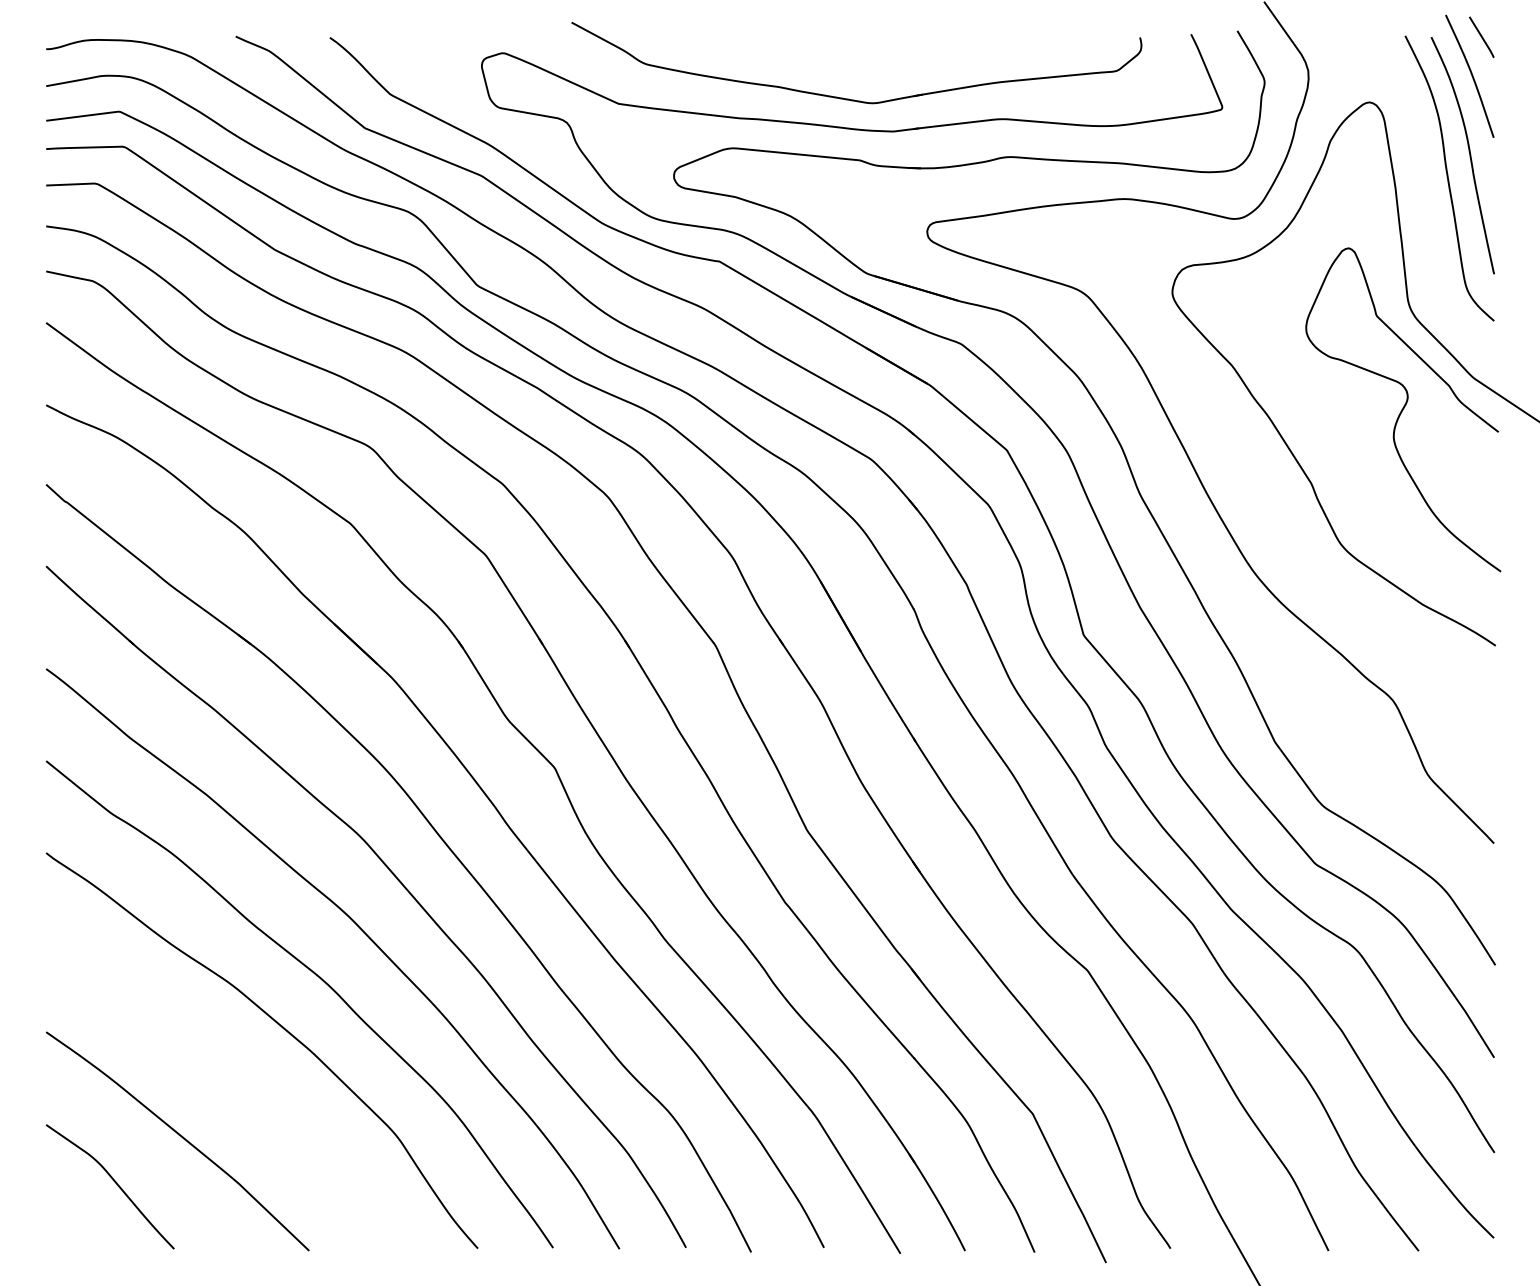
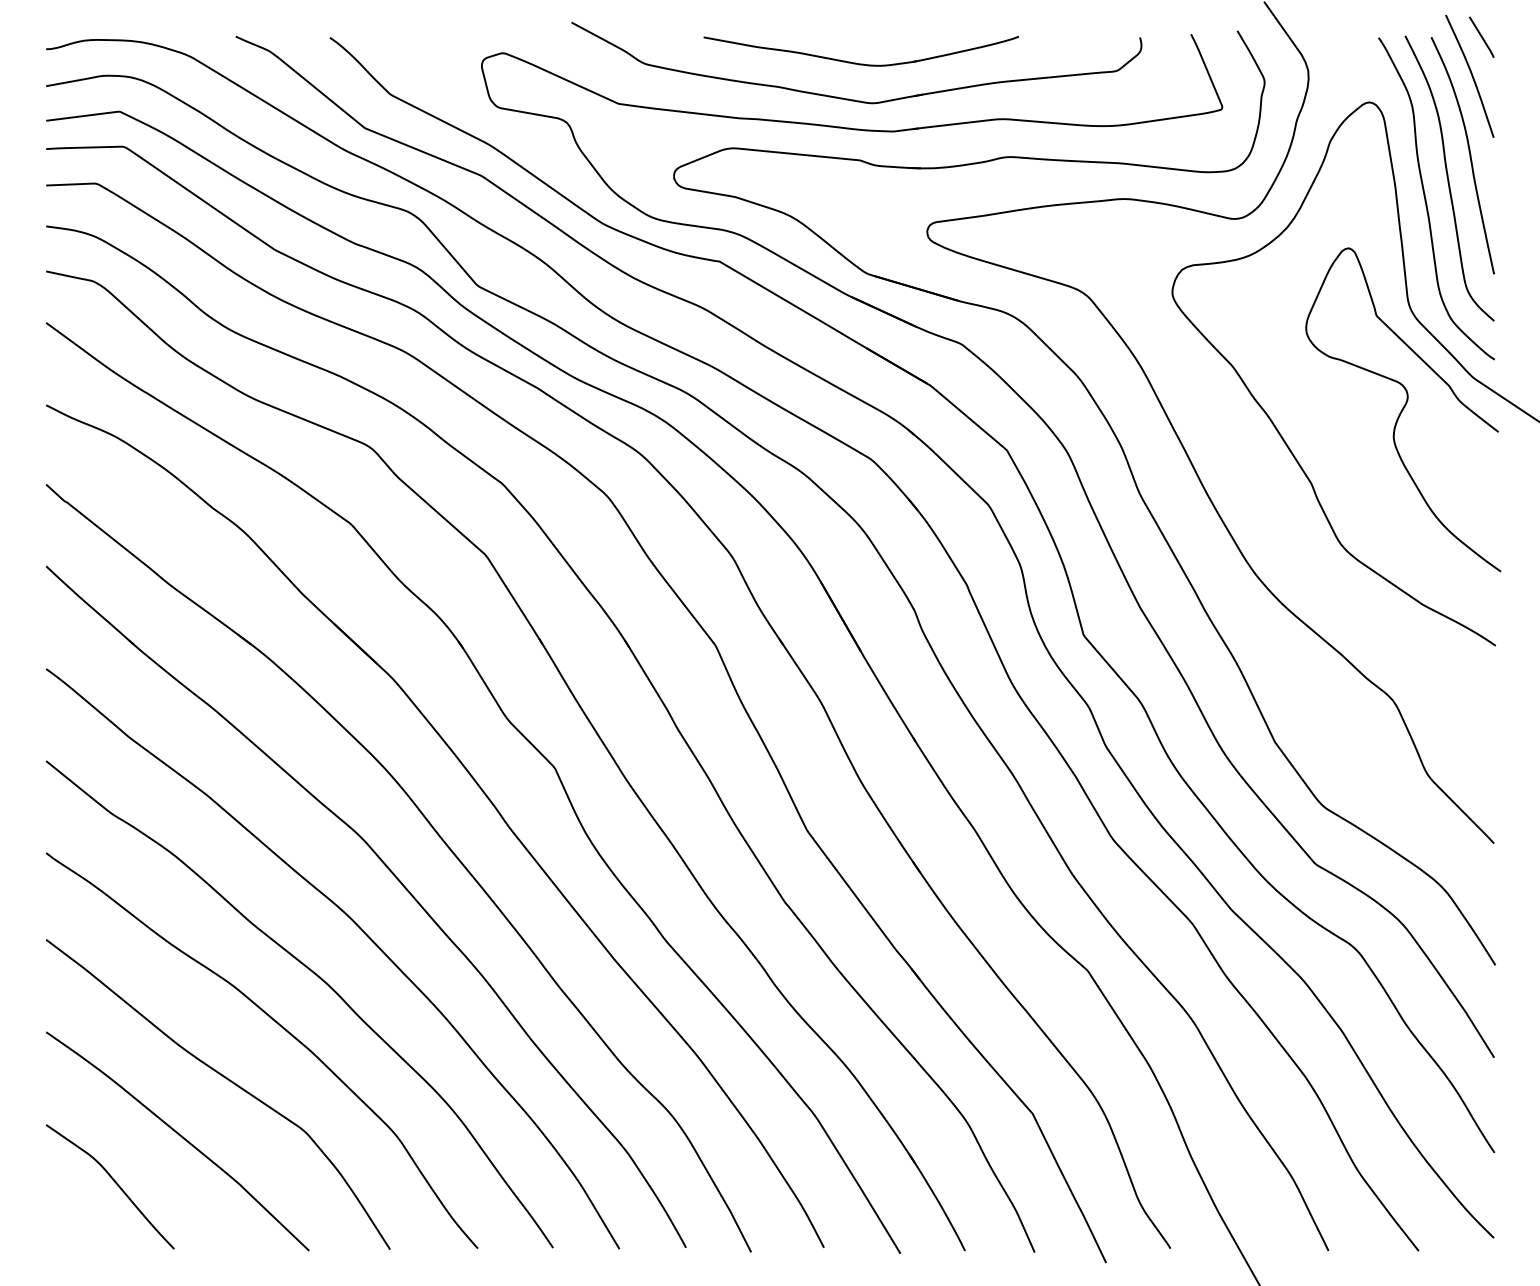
part: none -> present (861, 63)
curve: none -> present (1426, 198)
curve: none -> present (226, 1079)
